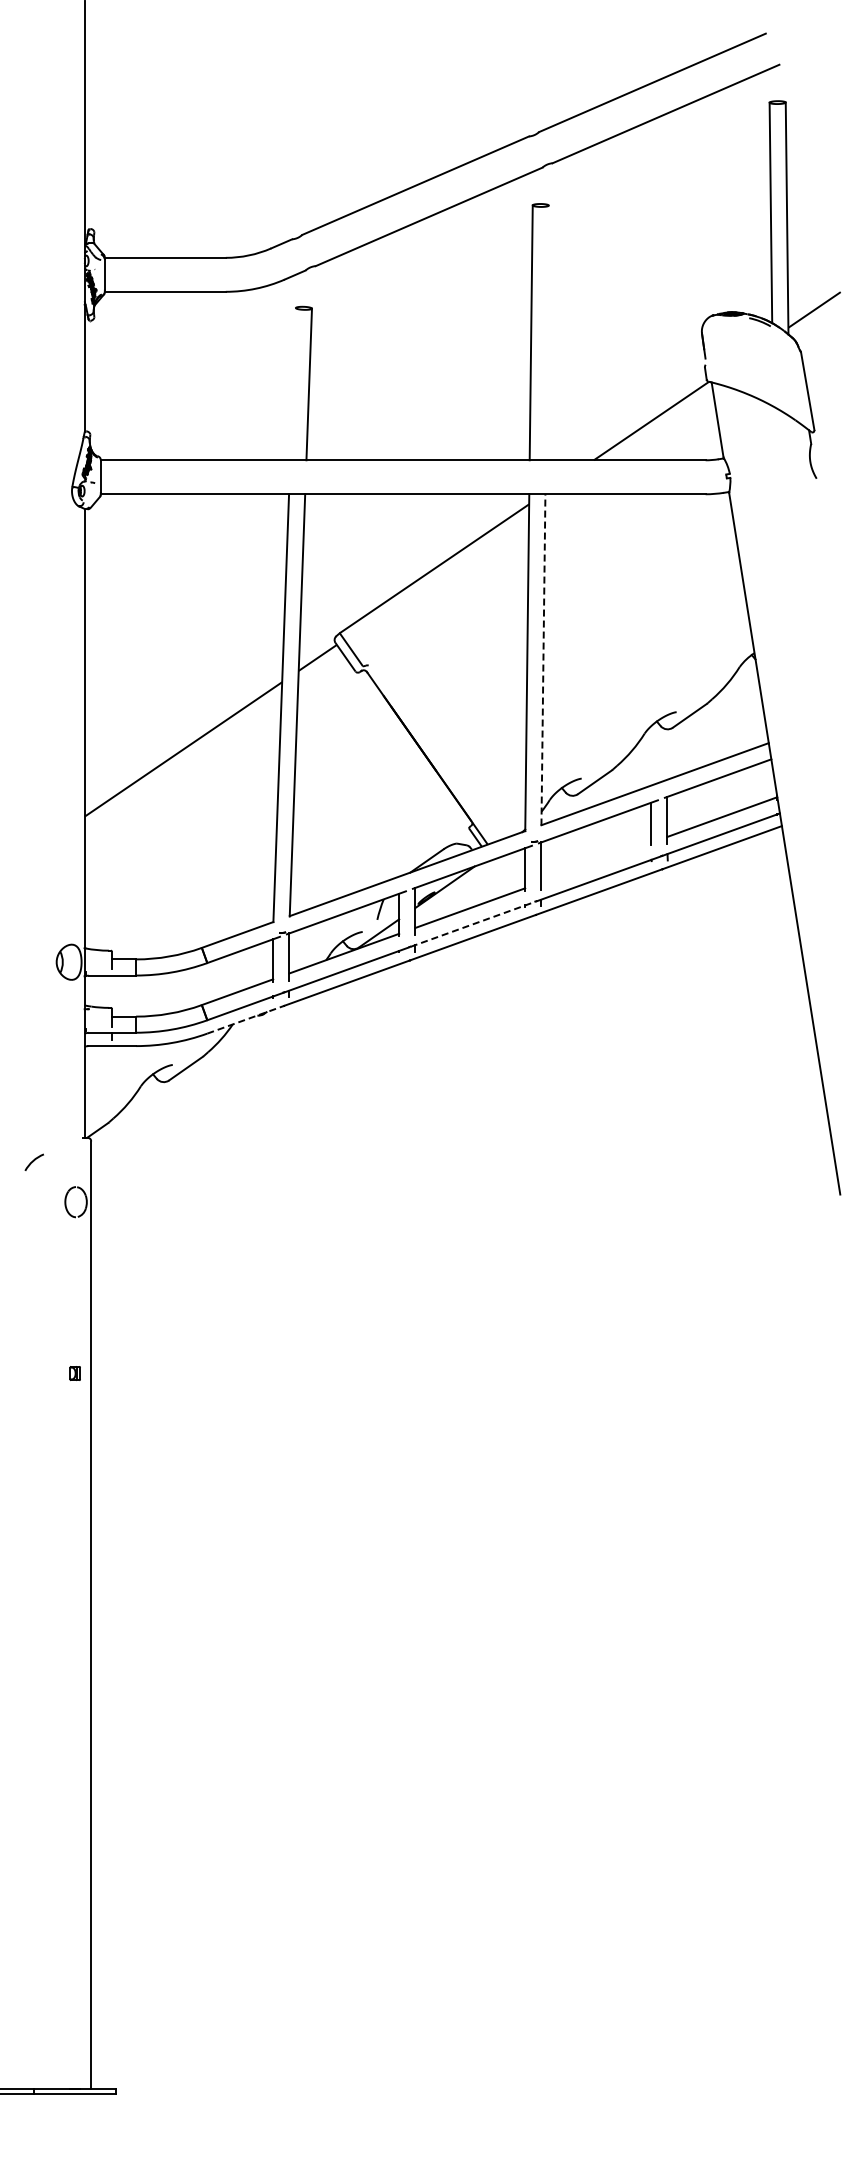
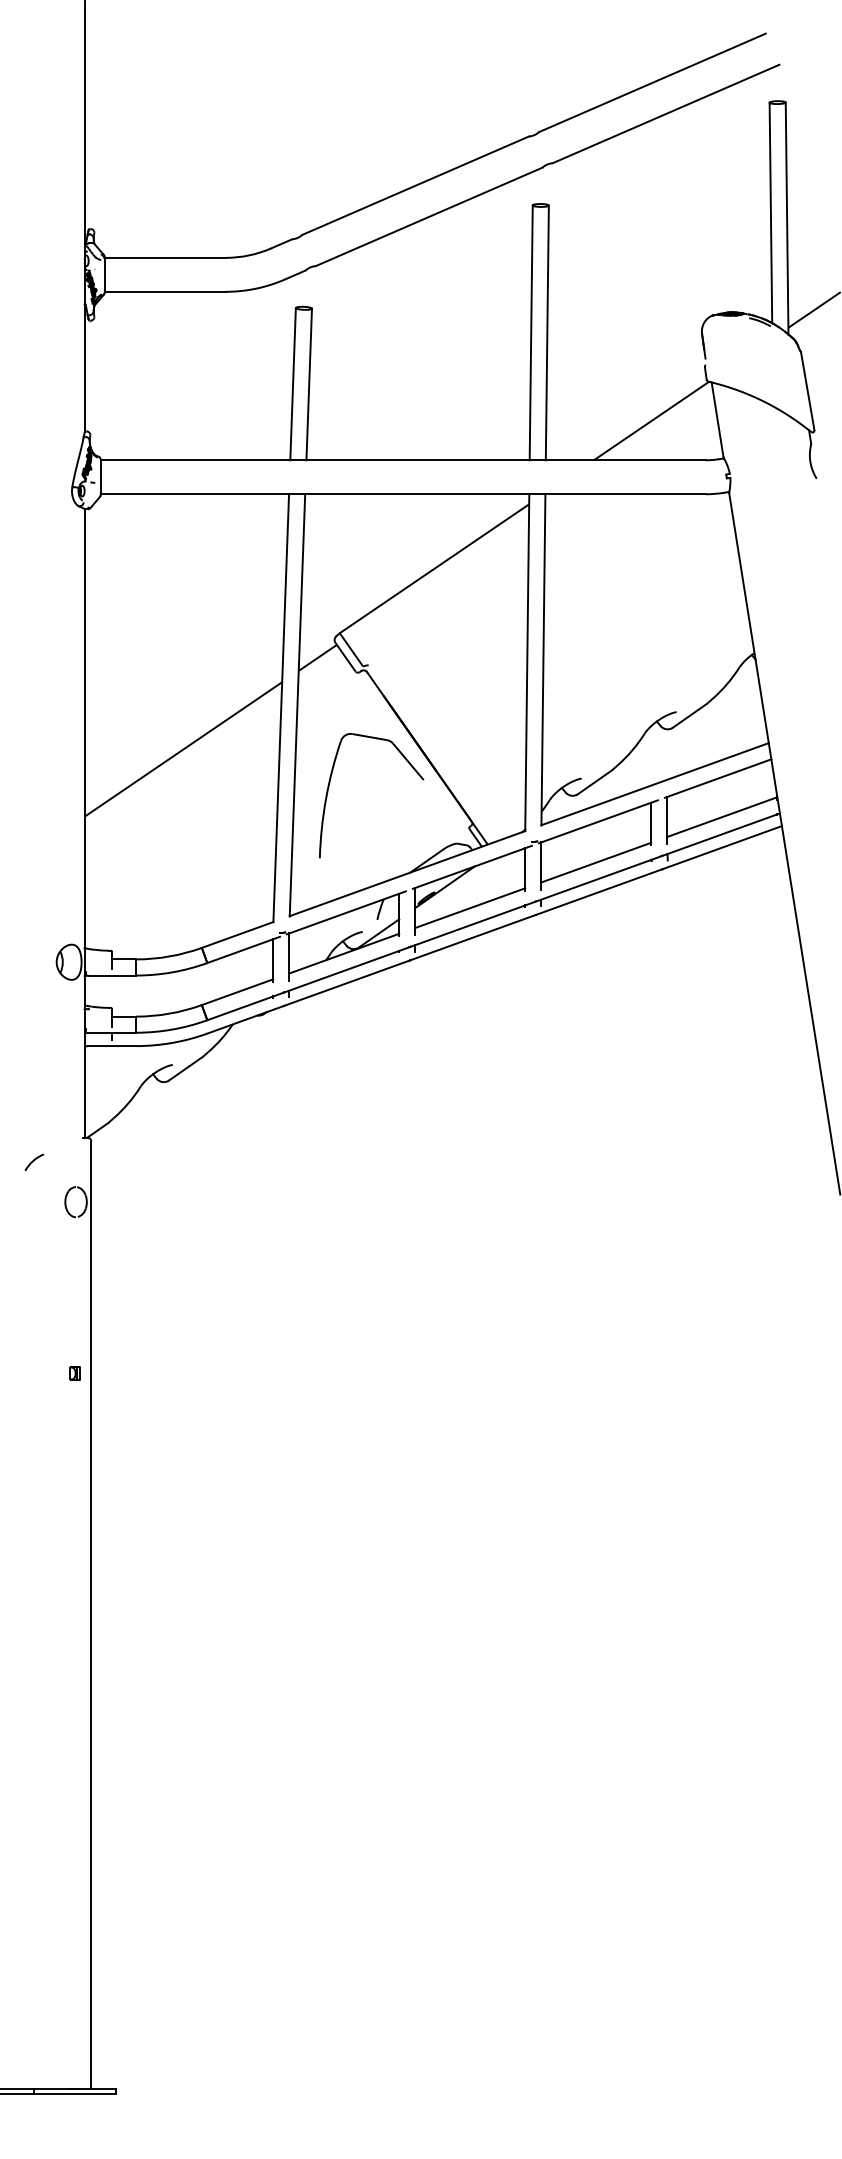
line: none -> present (546, 332)
line: none -> present (292, 384)
line: dashed -> solid (543, 659)
part: none -> present (330, 783)
line: none -> present (596, 862)
line: dashed -> solid (473, 924)
line: dashed -> solid (245, 1019)
